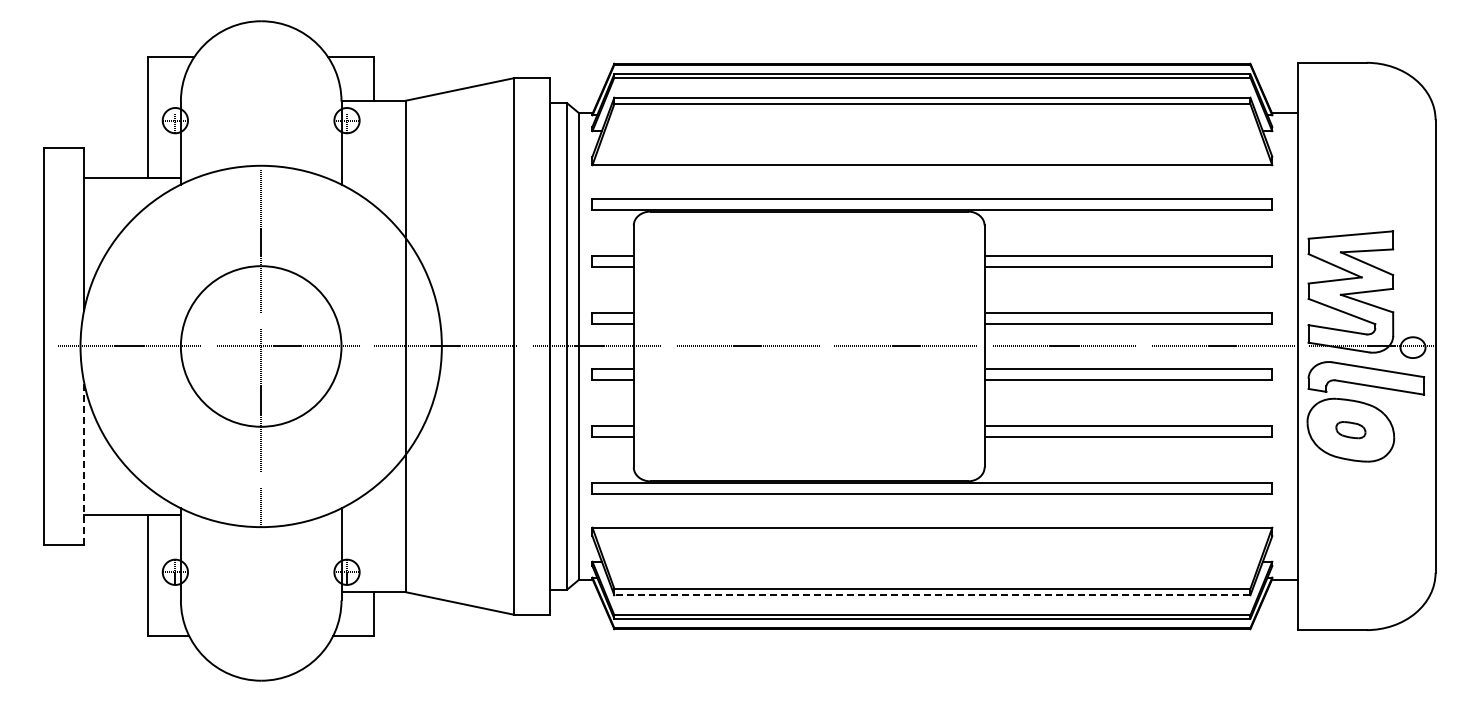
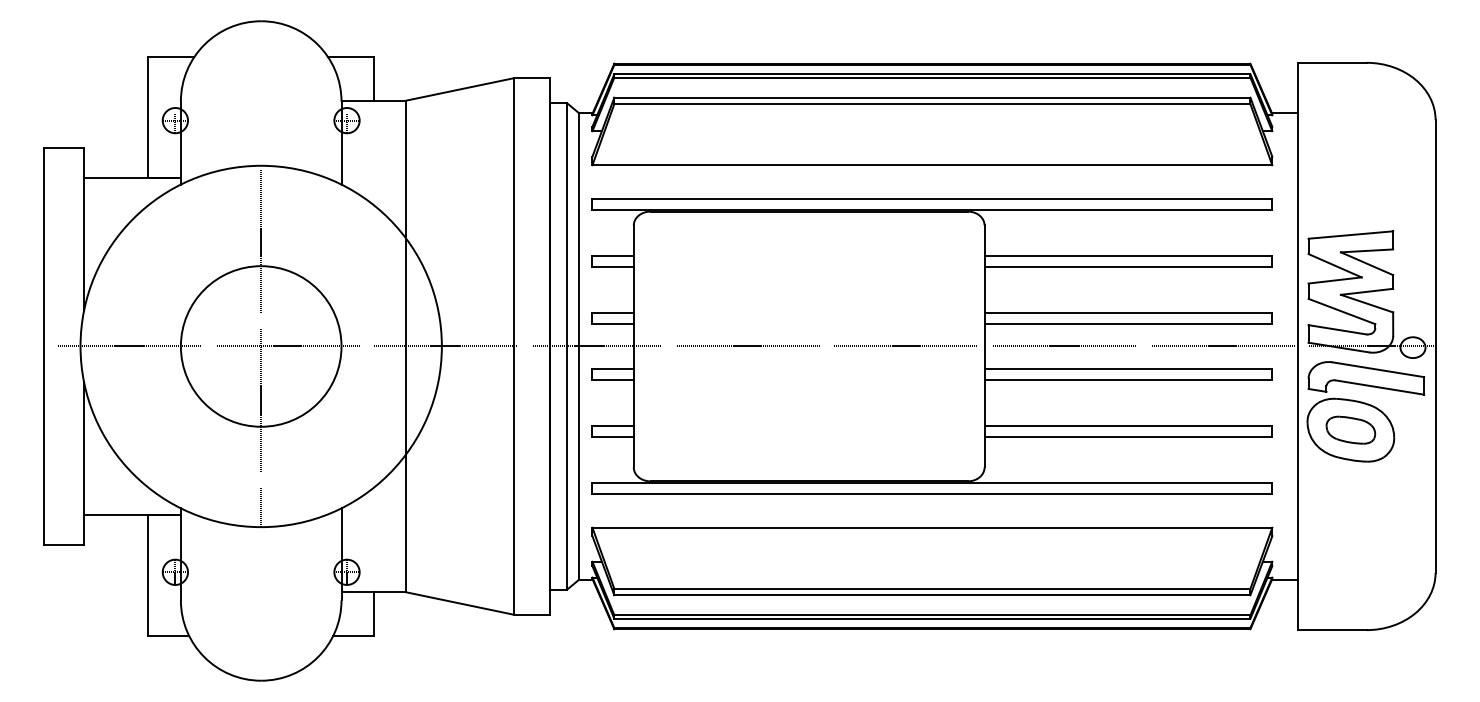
part size: 32x19 px -> 52x30 px (1350, 429)
line: dashed -> solid (84, 463)
line: dashed -> solid (931, 595)
